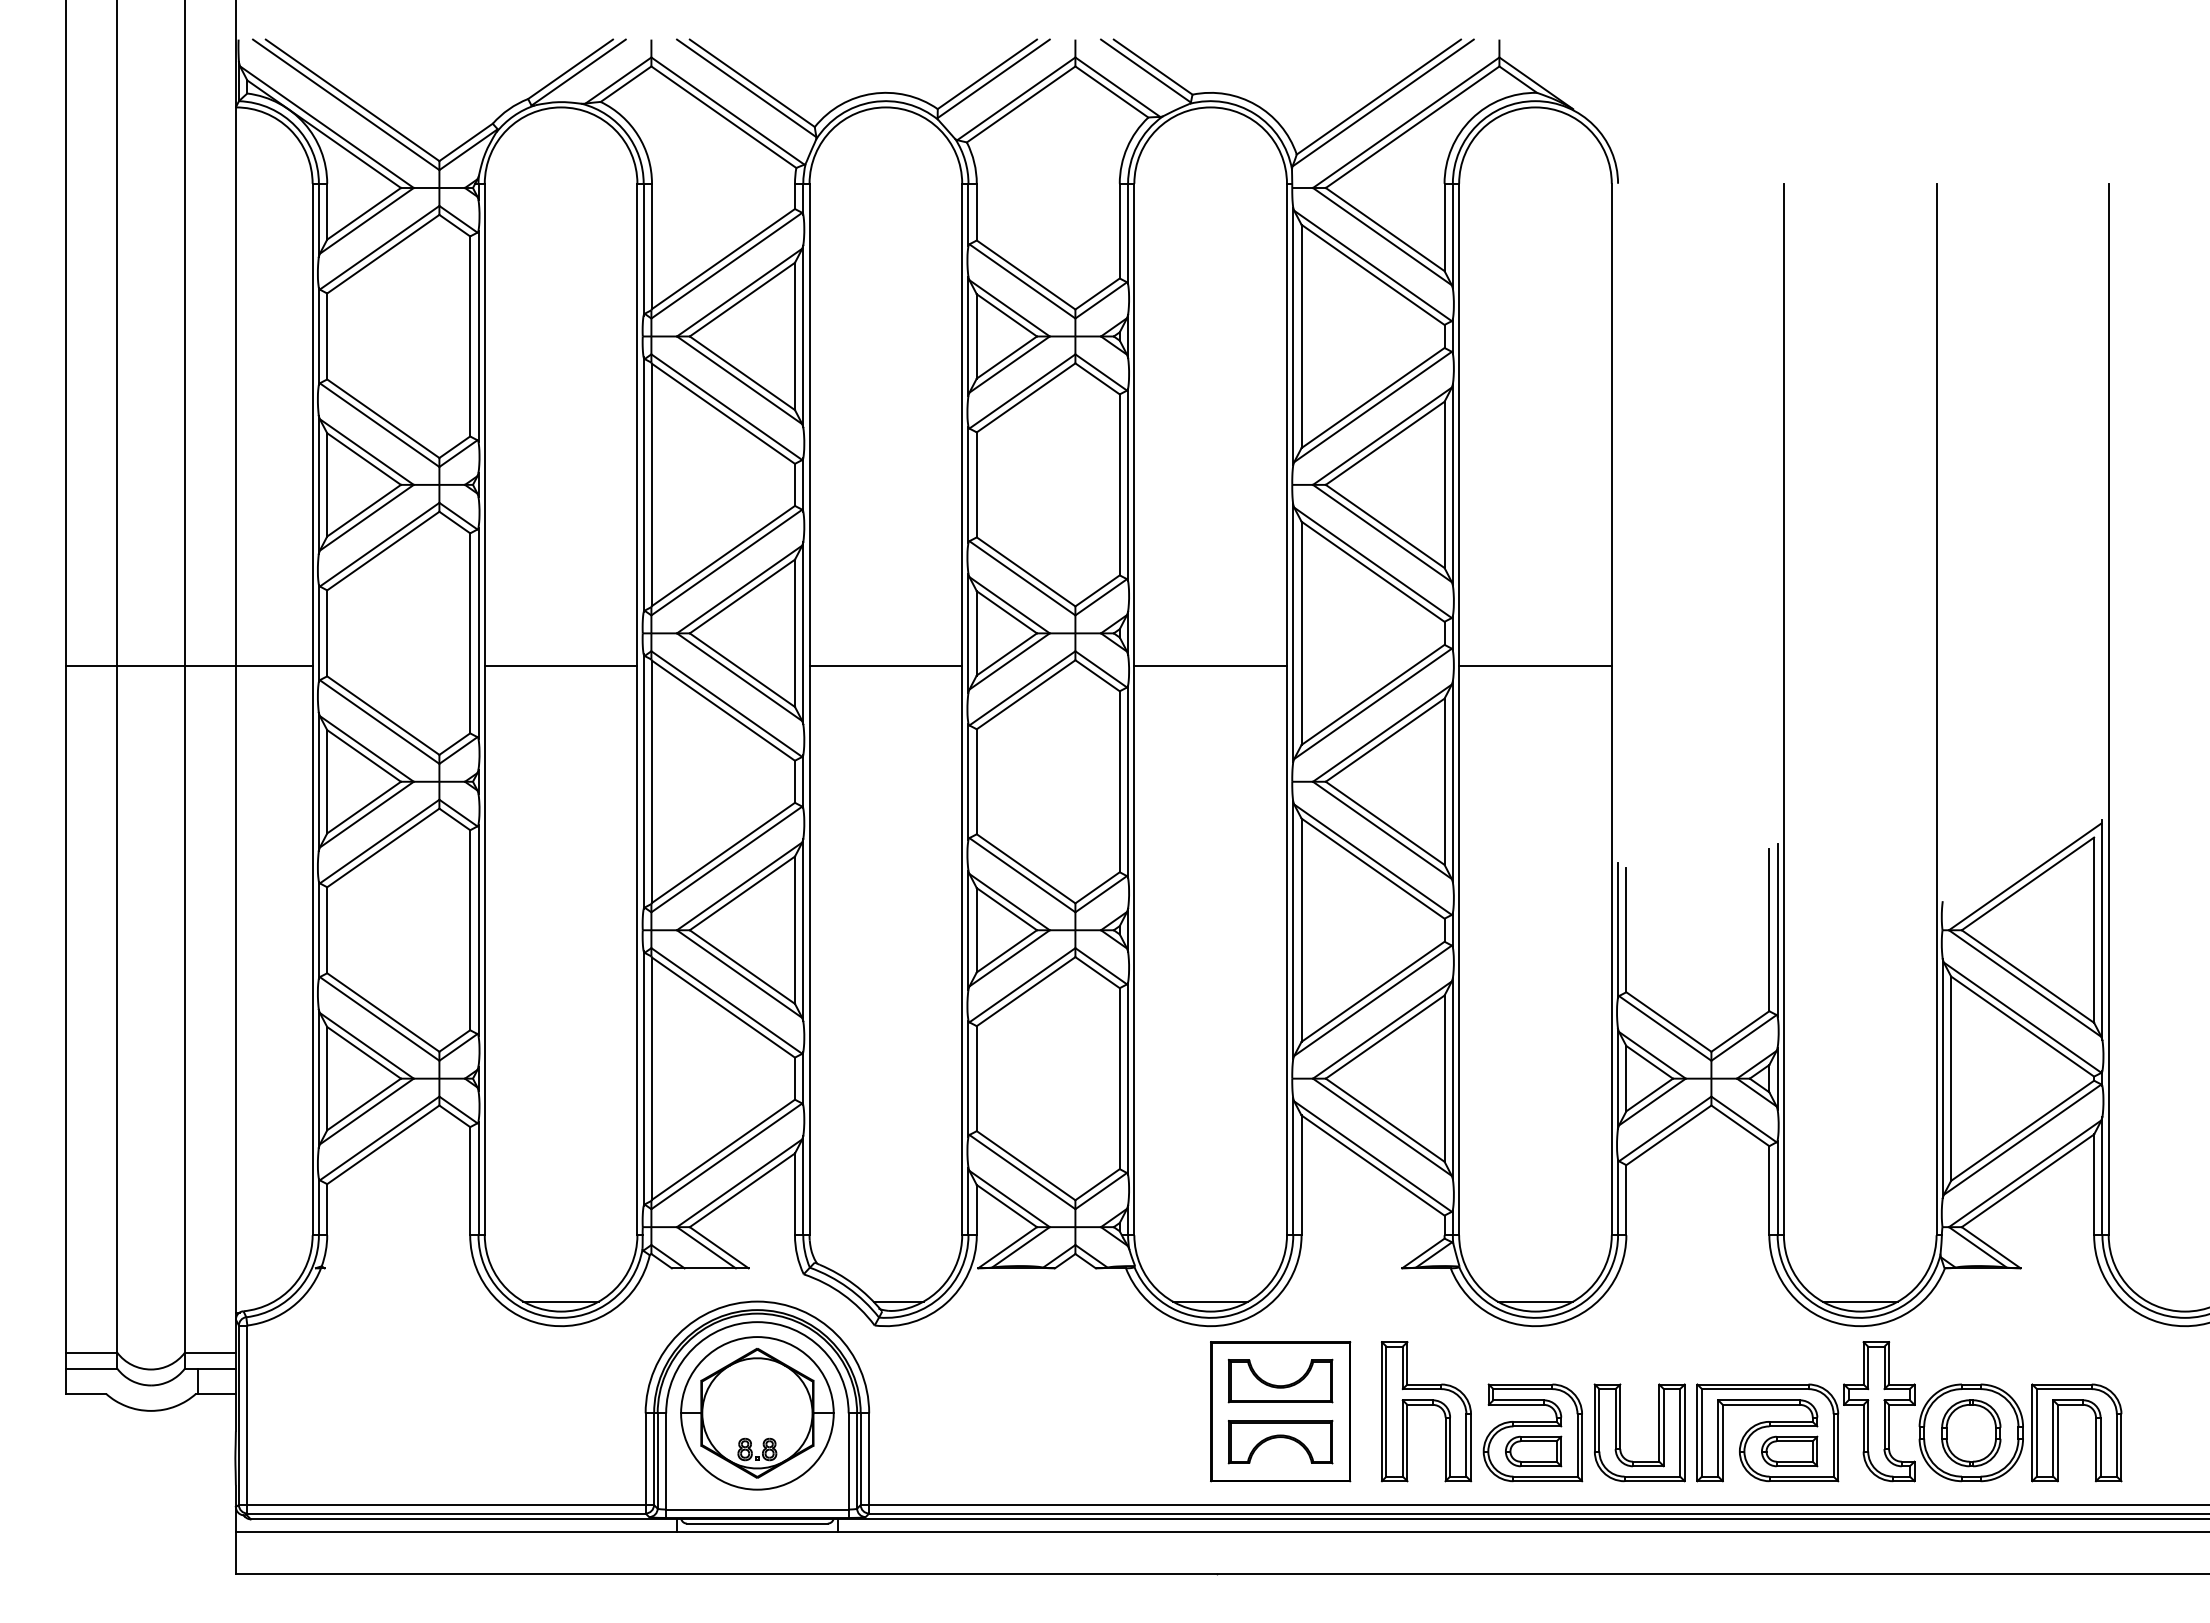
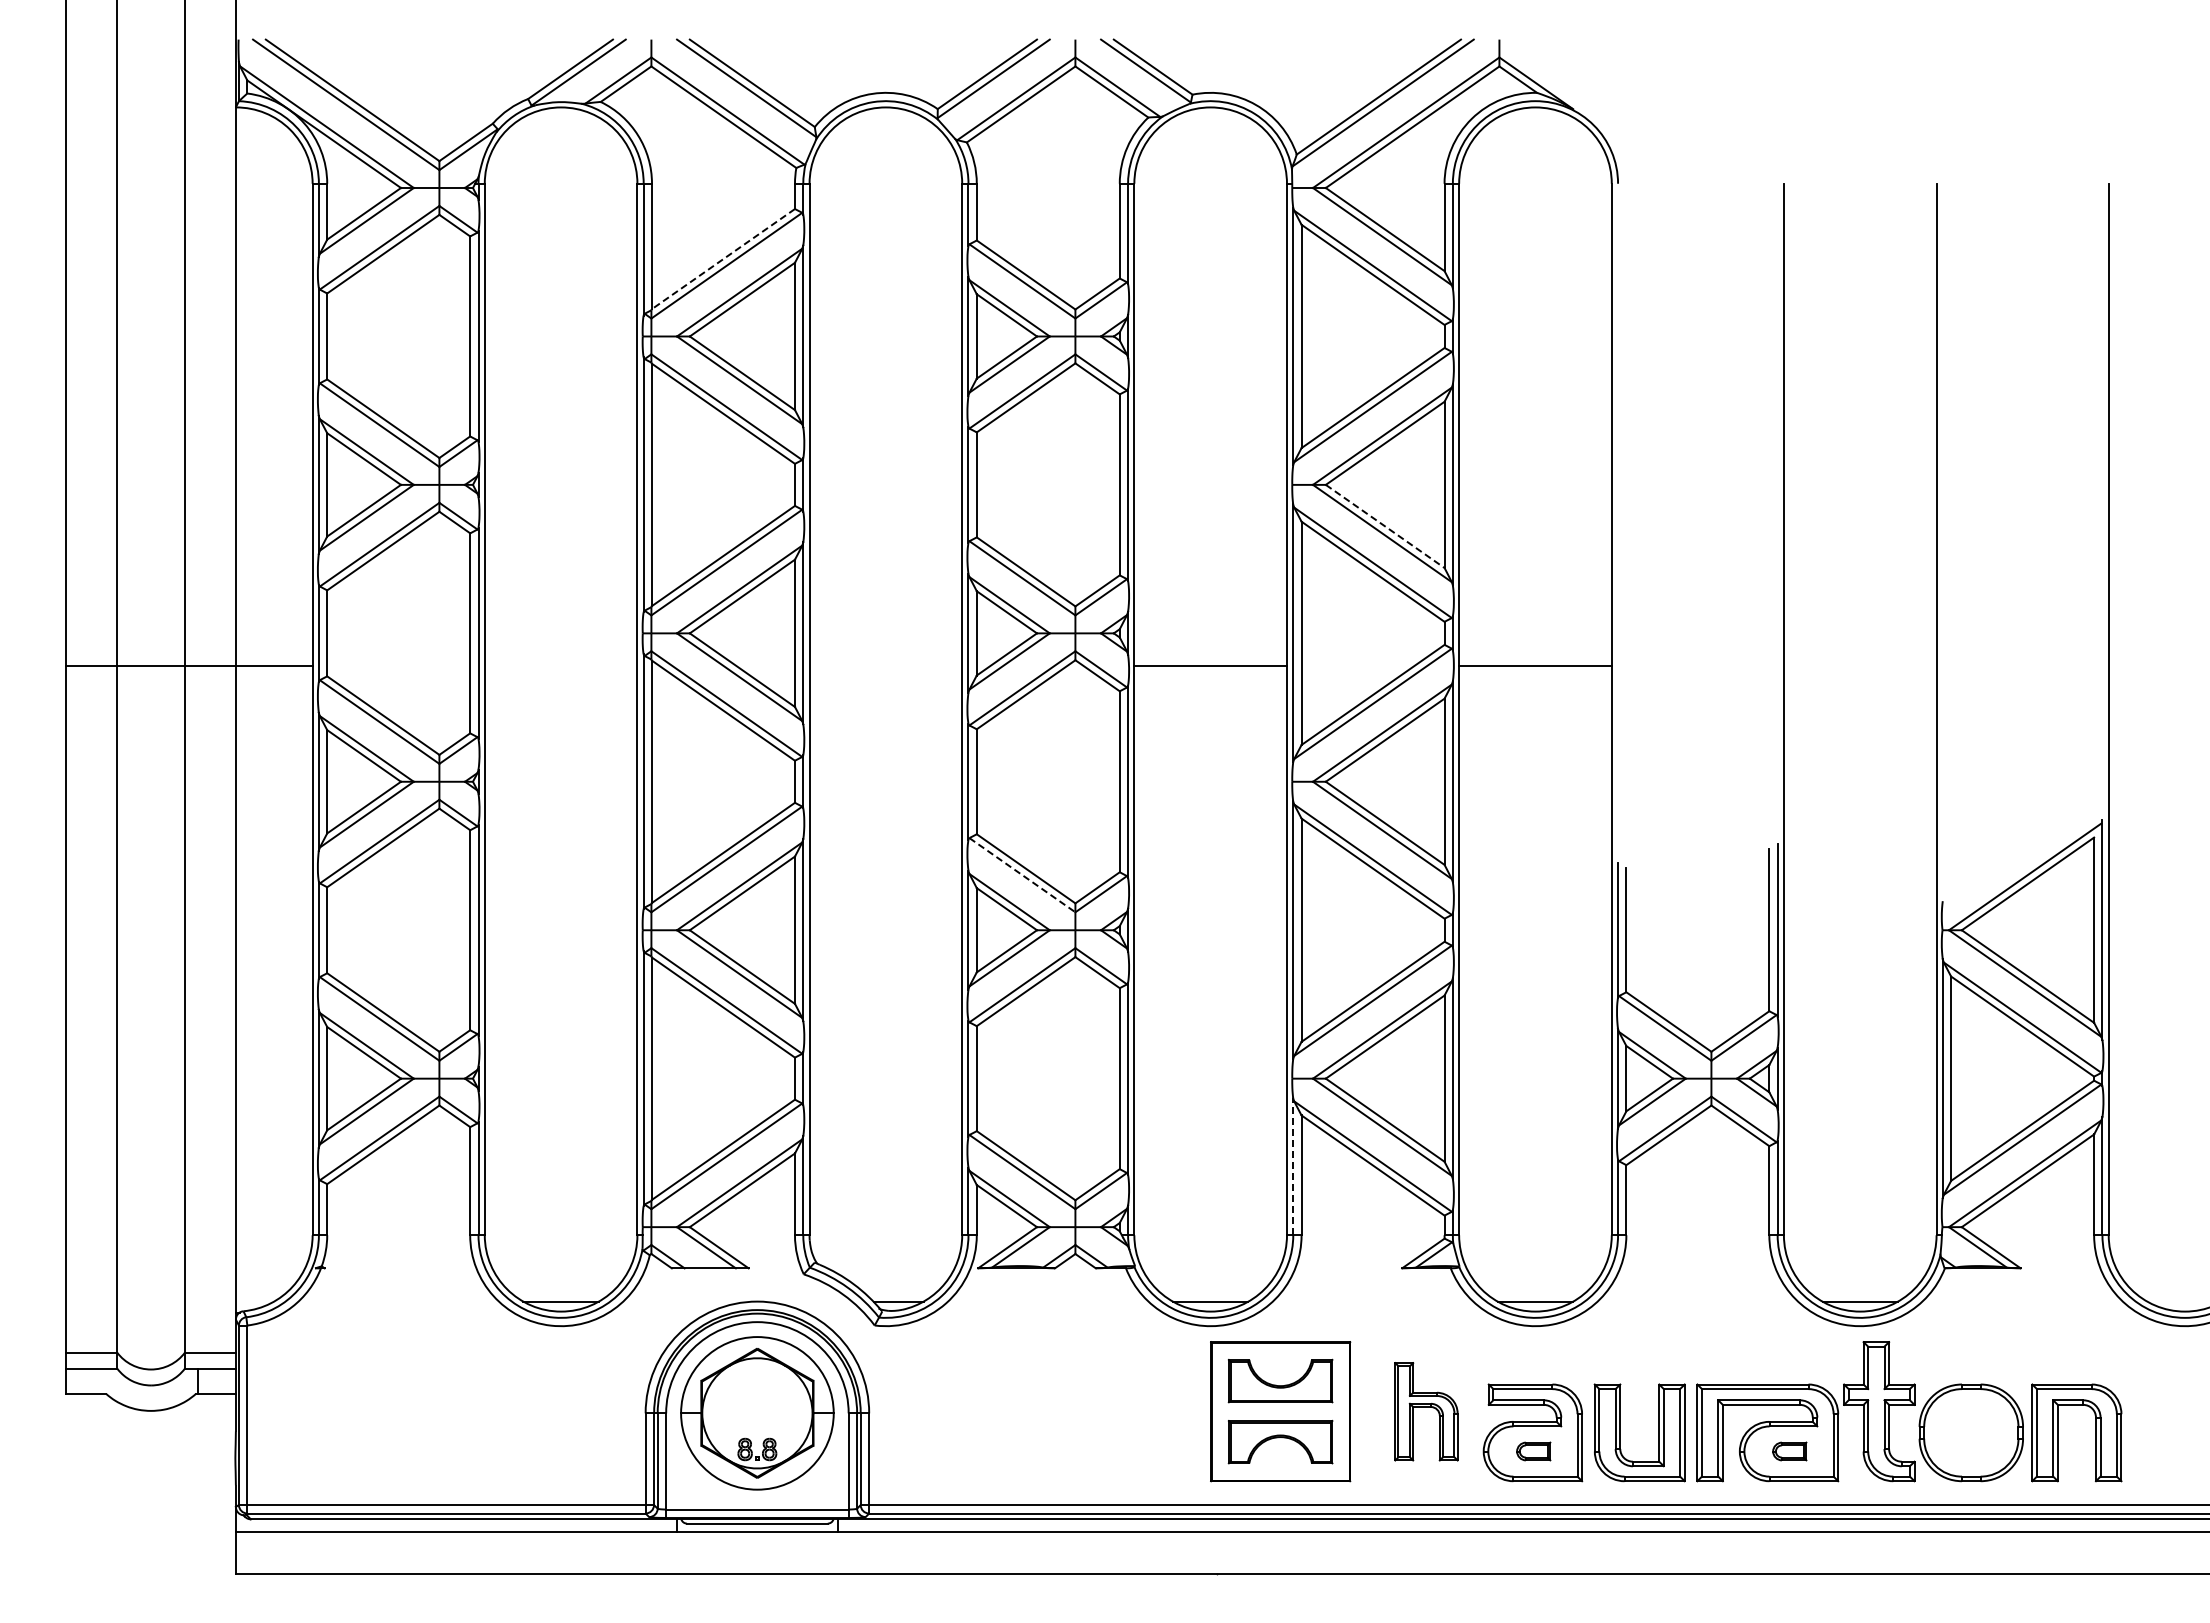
line: solid -> dashed (723, 259)
line: solid -> dashed (1385, 526)
line: present -> none (560, 665)
line: present -> none (885, 665)
line: solid -> dashed (1022, 875)
line: solid -> dashed (1293, 1166)
part size: 93x142 px -> 65x100 px (1426, 1411)
part: present -> none (1971, 1433)
part size: 58x33 px -> 36x21 px (1533, 1451)
part size: 58x33 px -> 36x21 px (1789, 1451)
